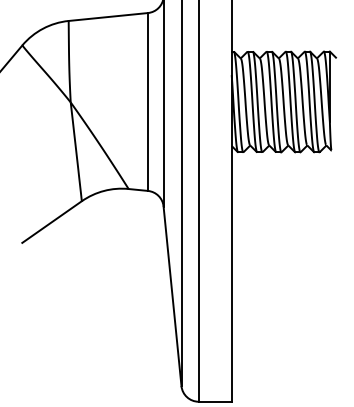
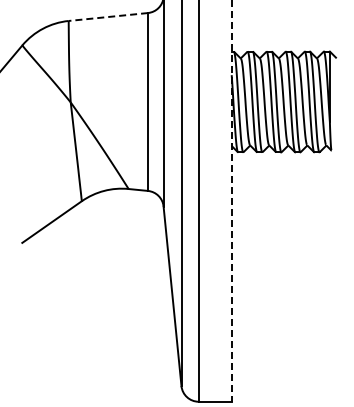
line: solid -> dashed (108, 17)
line: solid -> dashed (231, 200)
